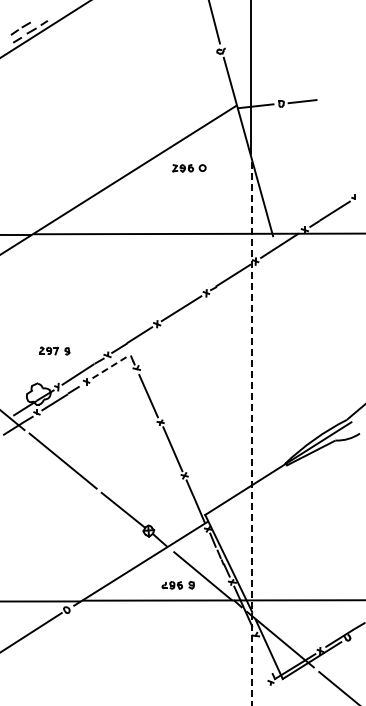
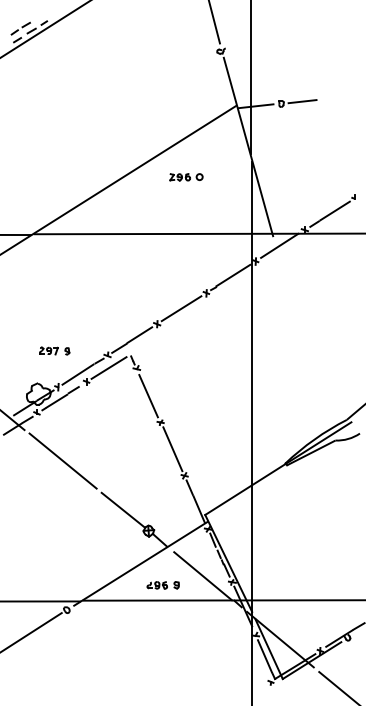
part position: (189, 168) -> (186, 177) (186, 177)
line: dashed -> solid (109, 368)
line: dashed -> solid (252, 433)
part position: (177, 585) -> (162, 585) (162, 585)
line: none -> present (264, 656)
